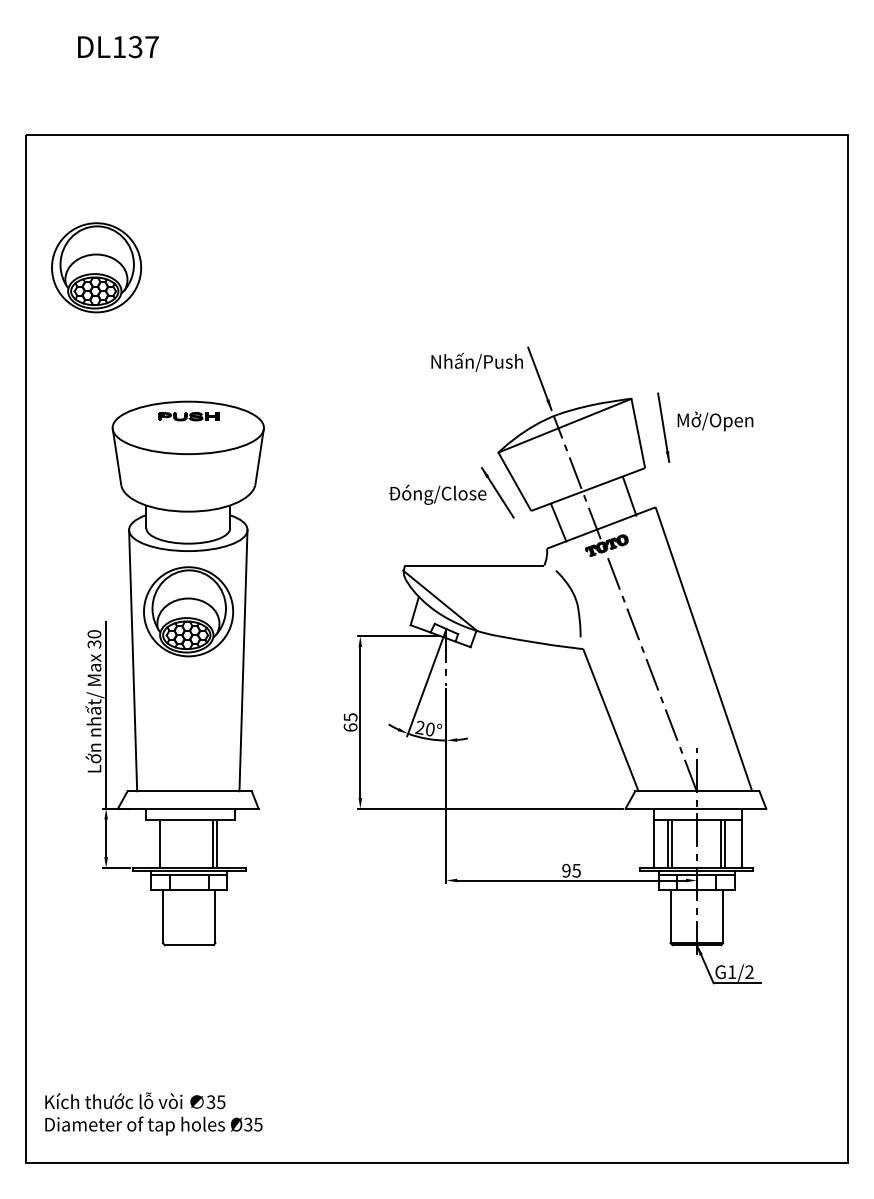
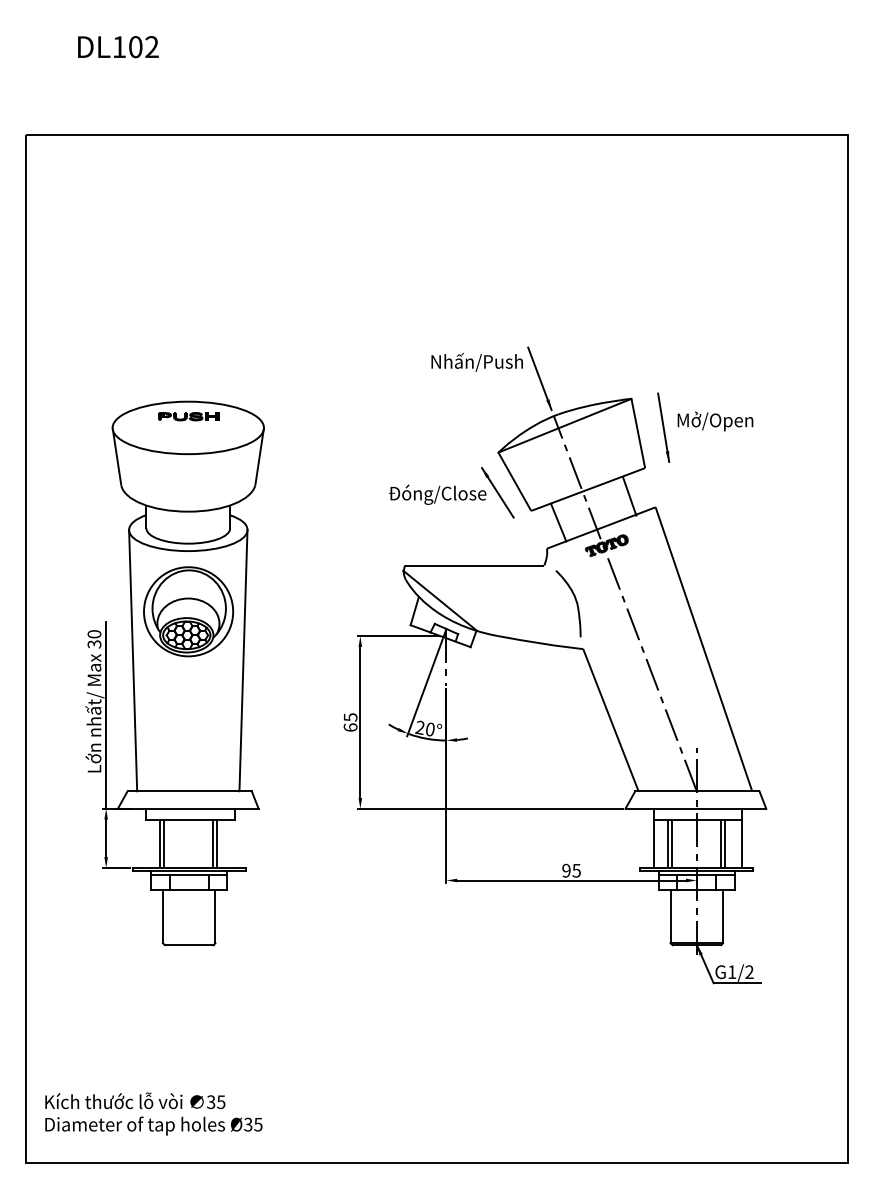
text: DL137 -> DL102 (143, 47)
part: present -> none (96, 267)
line: none -> present (164, 843)
